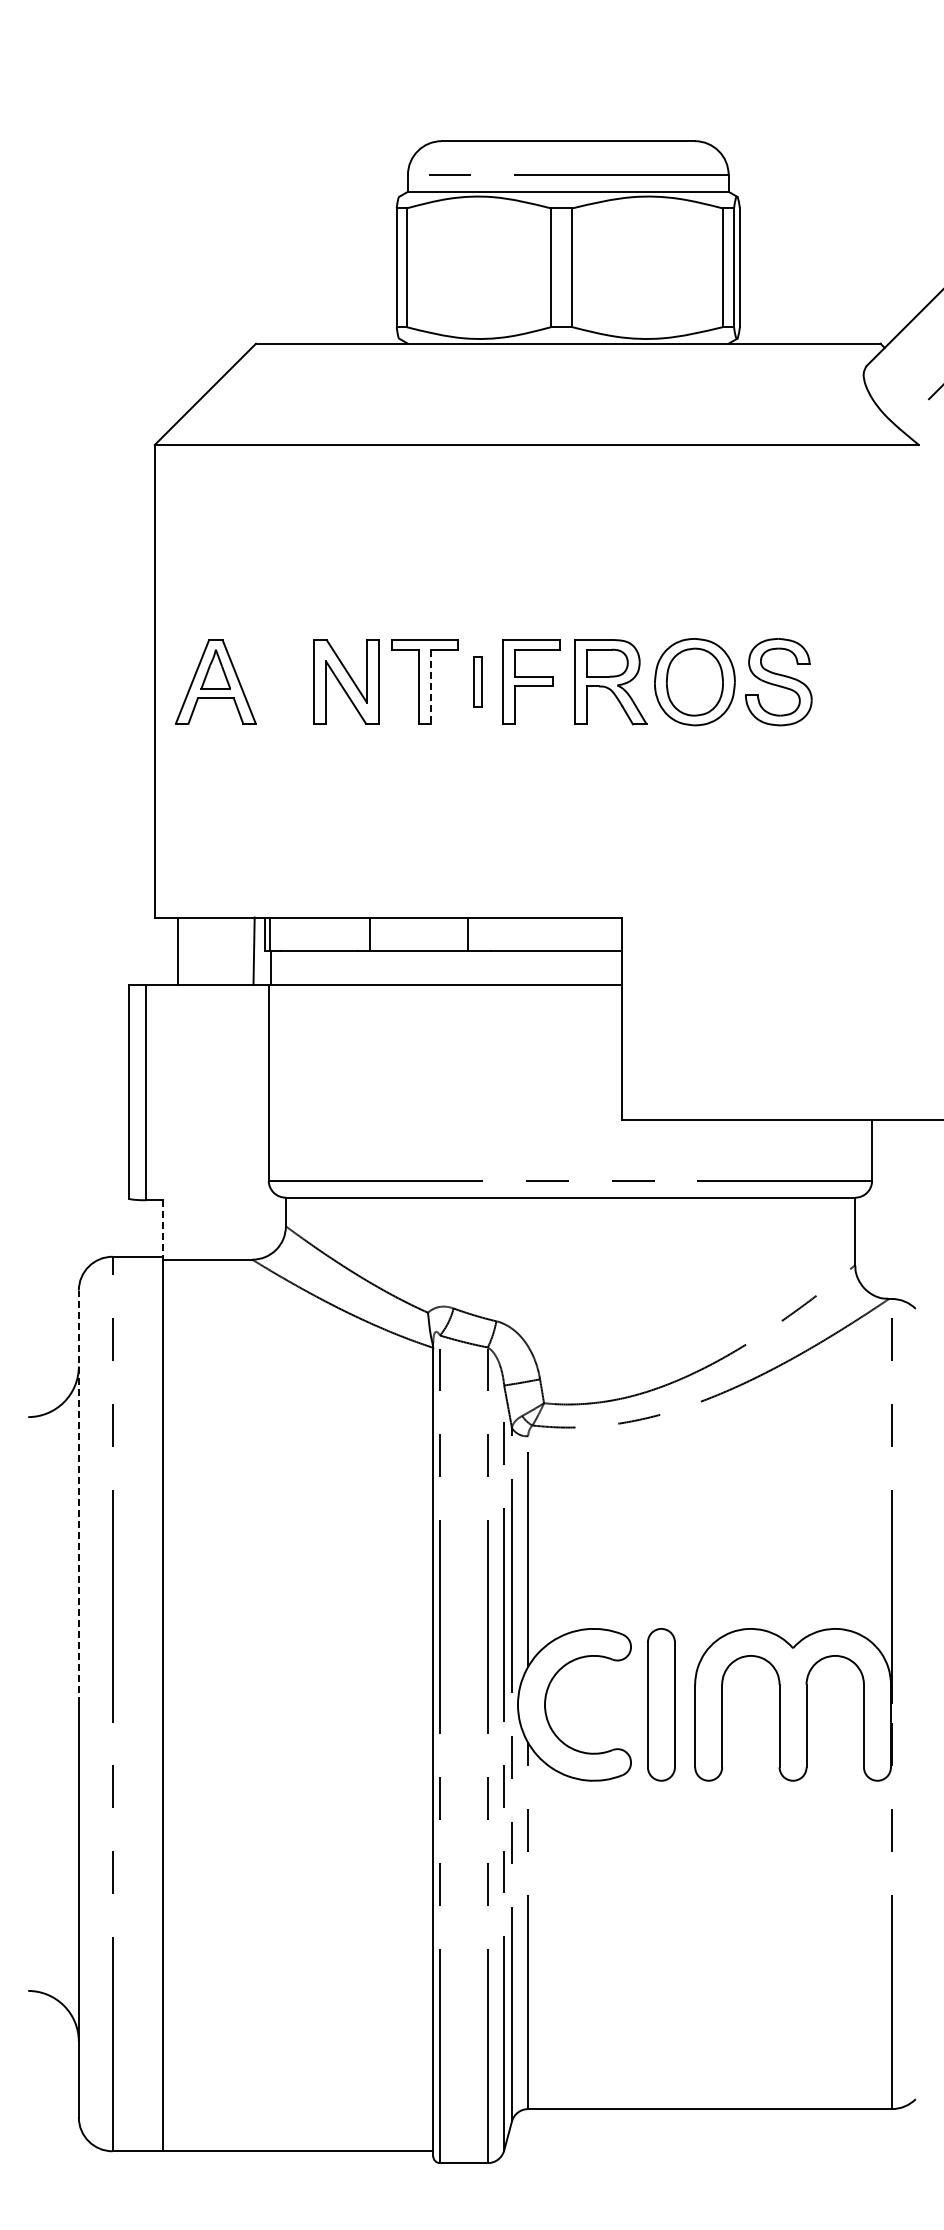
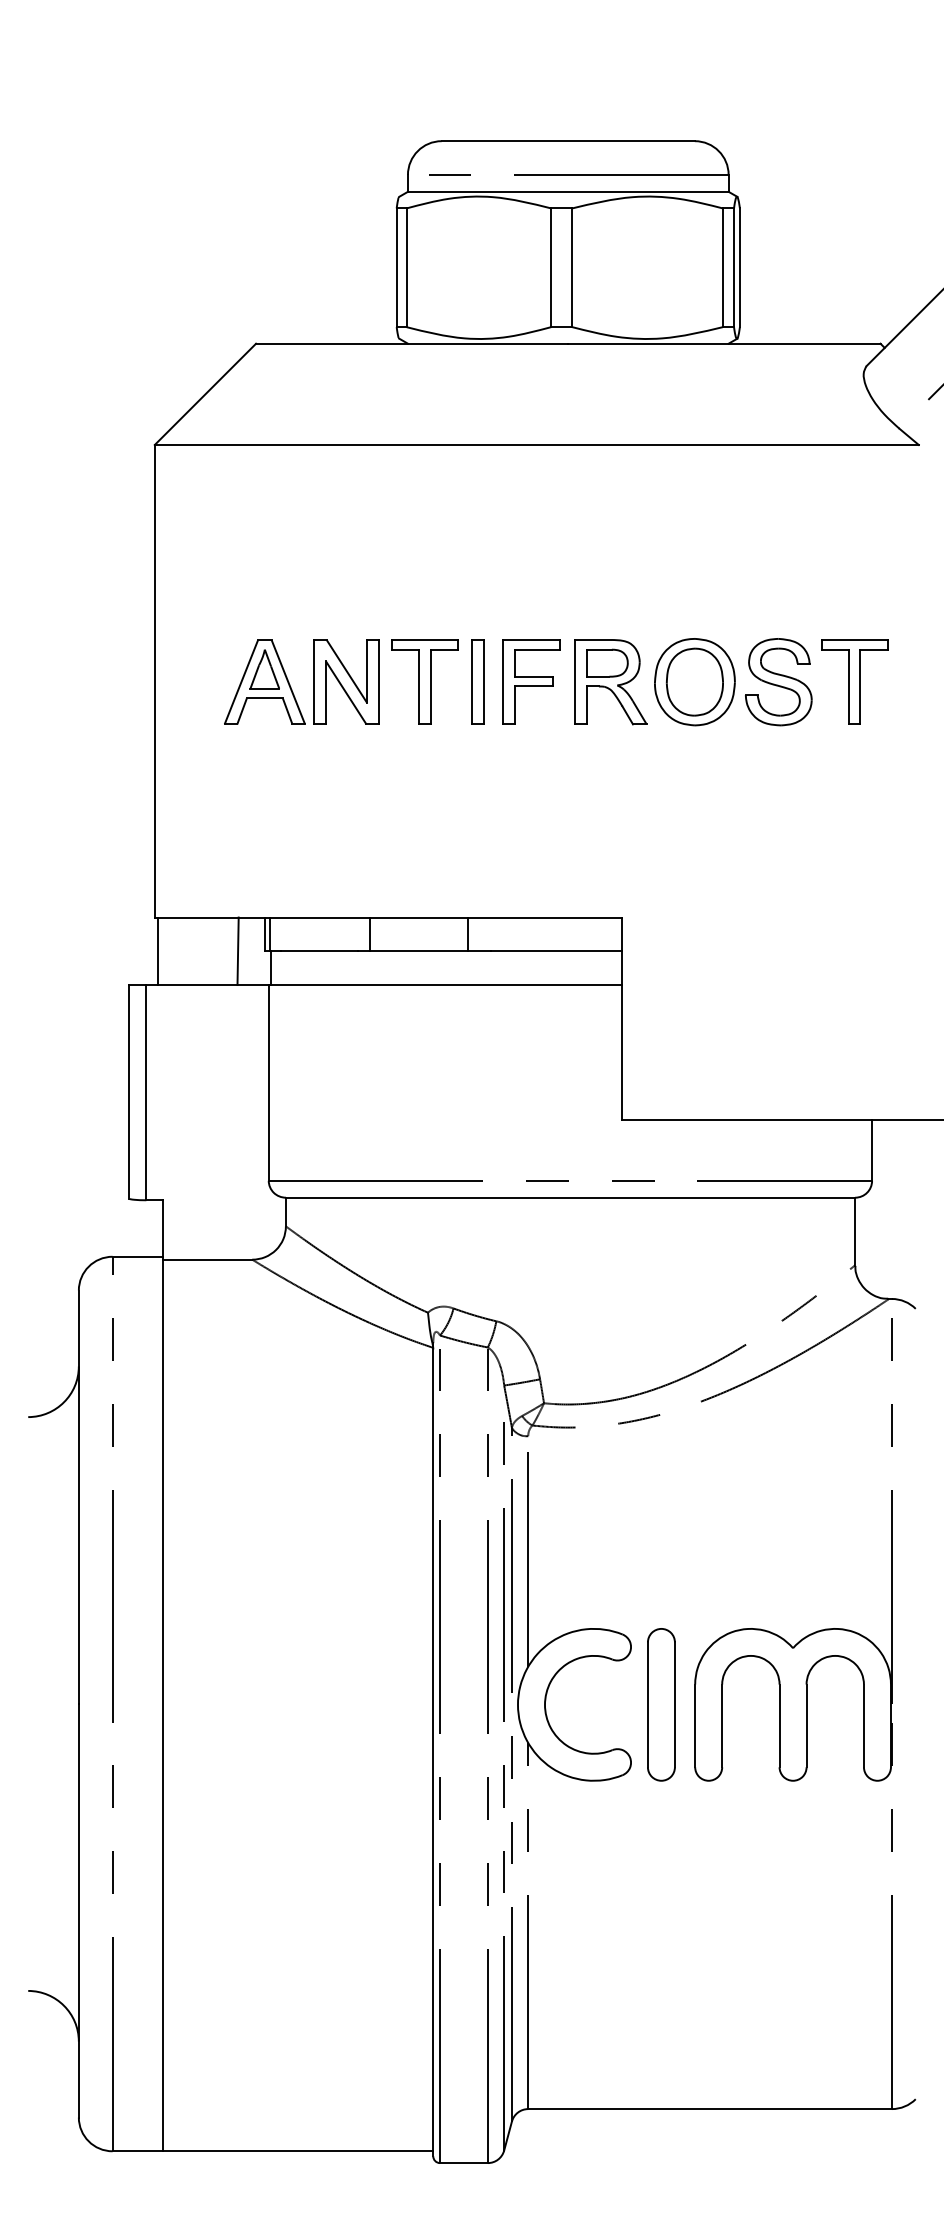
part position: (215, 681) -> (264, 681) (264, 681)
part size: 10x52 px -> 14x86 px (477, 681)
part: none -> present (854, 681)
line: dashed -> solid (430, 687)
line position: (178, 951) -> (158, 951) (158, 951)
line position: (253, 951) -> (237, 951) (237, 951)
line: dashed -> solid (163, 1229)
line: dashed -> solid (78, 1497)
